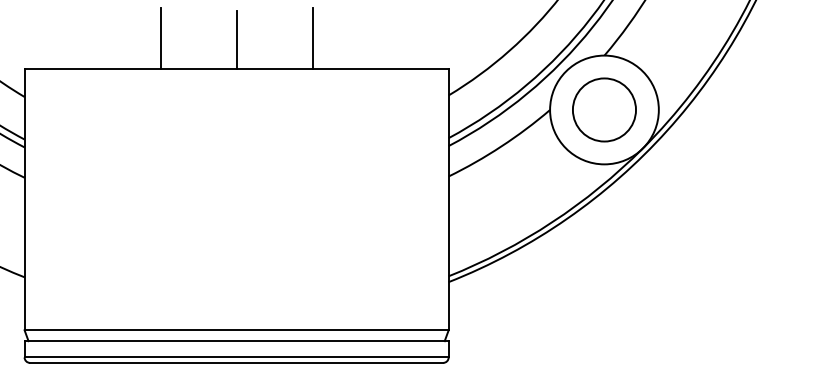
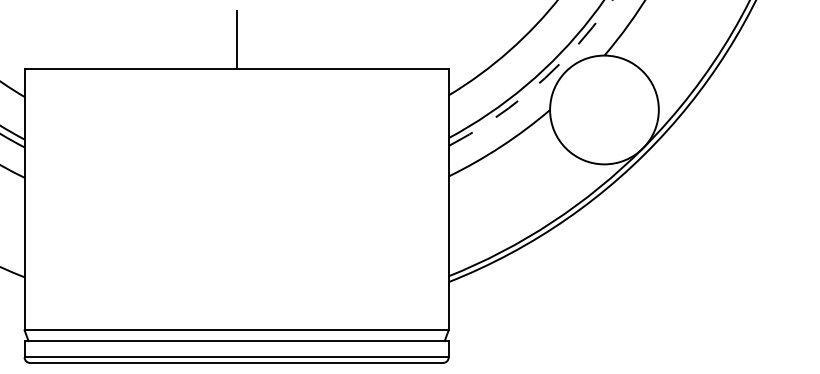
line: present -> none (160, 38)
line: present -> none (312, 38)
arc: solid -> dashed (539, 82)
circle: present -> none (604, 109)
